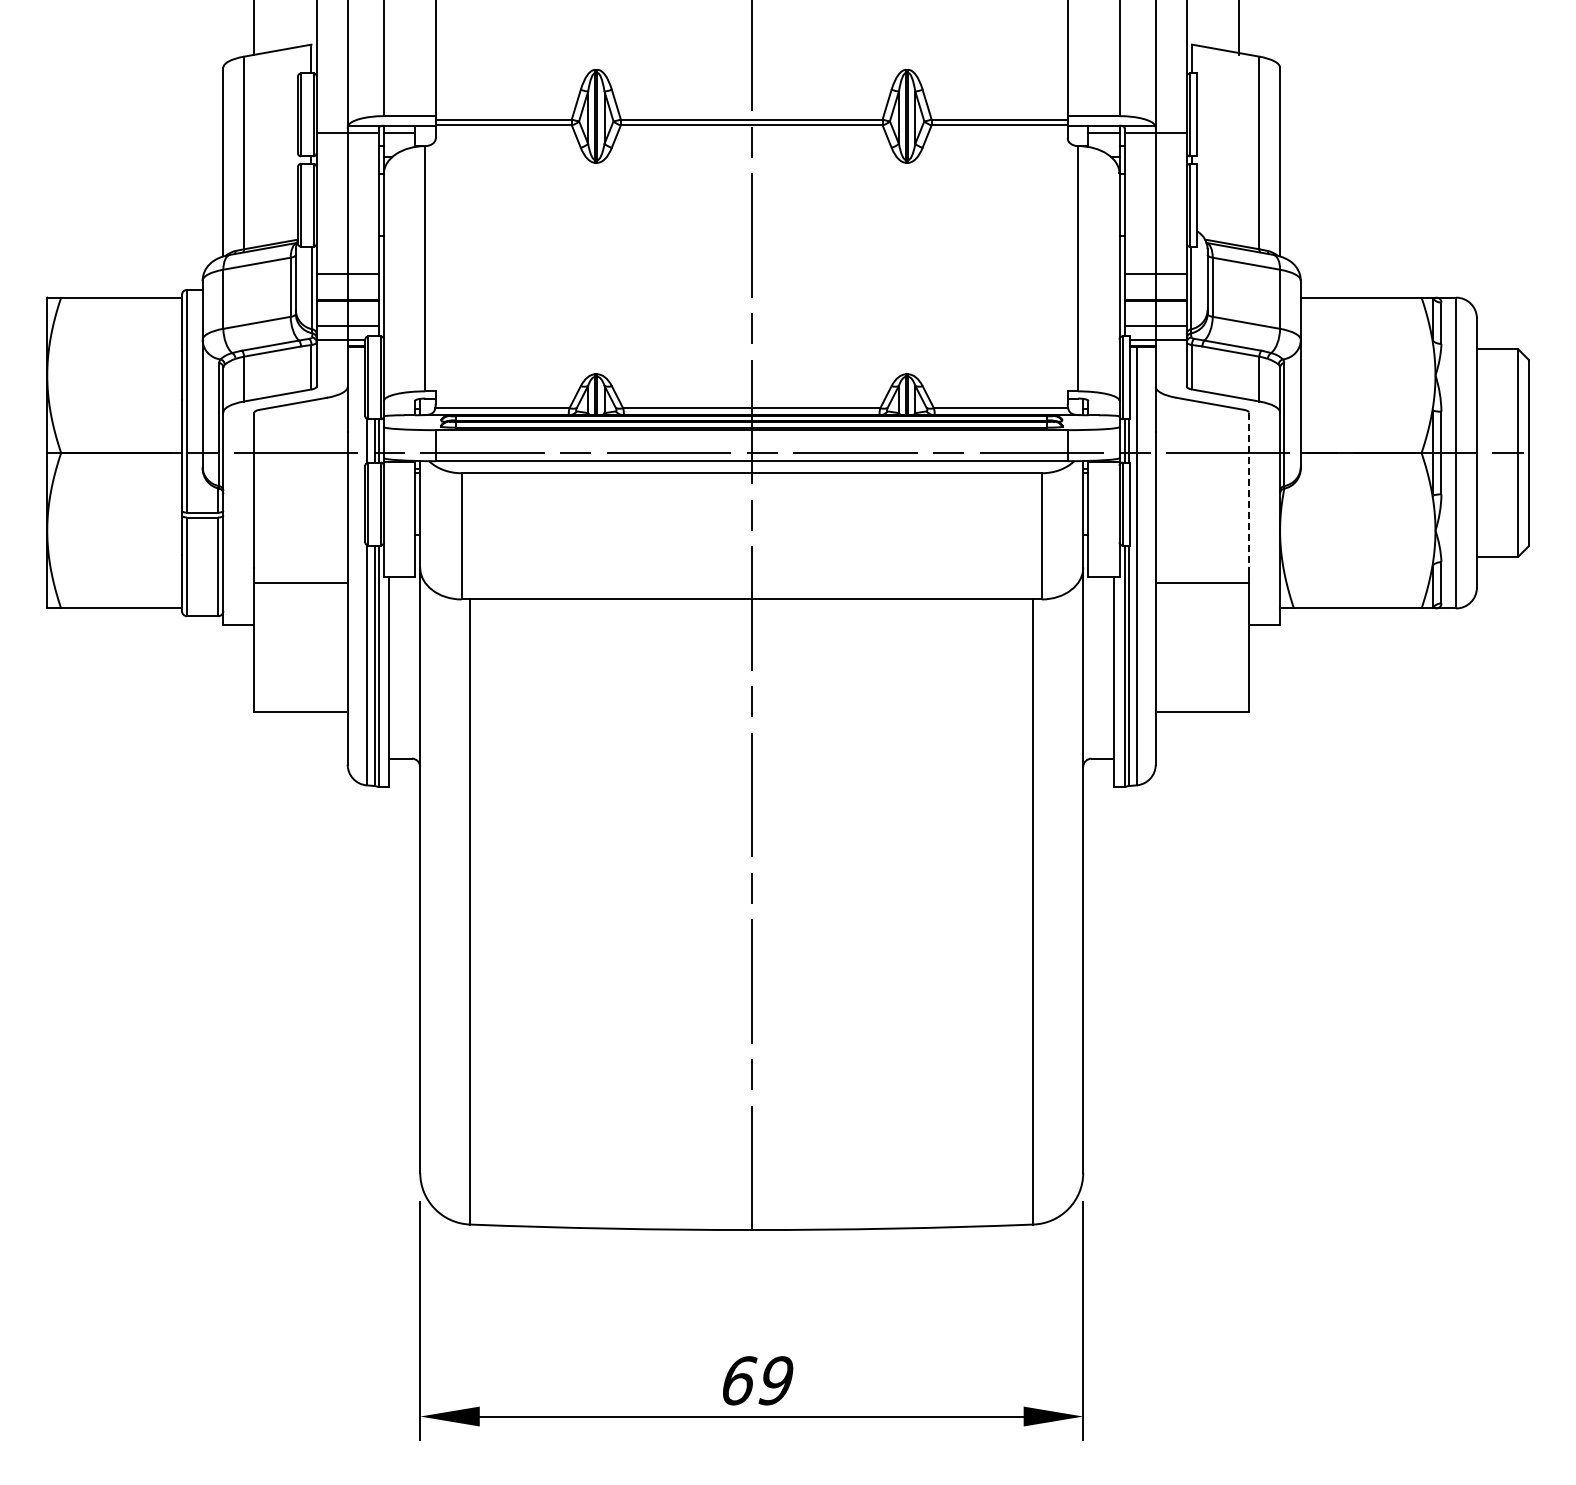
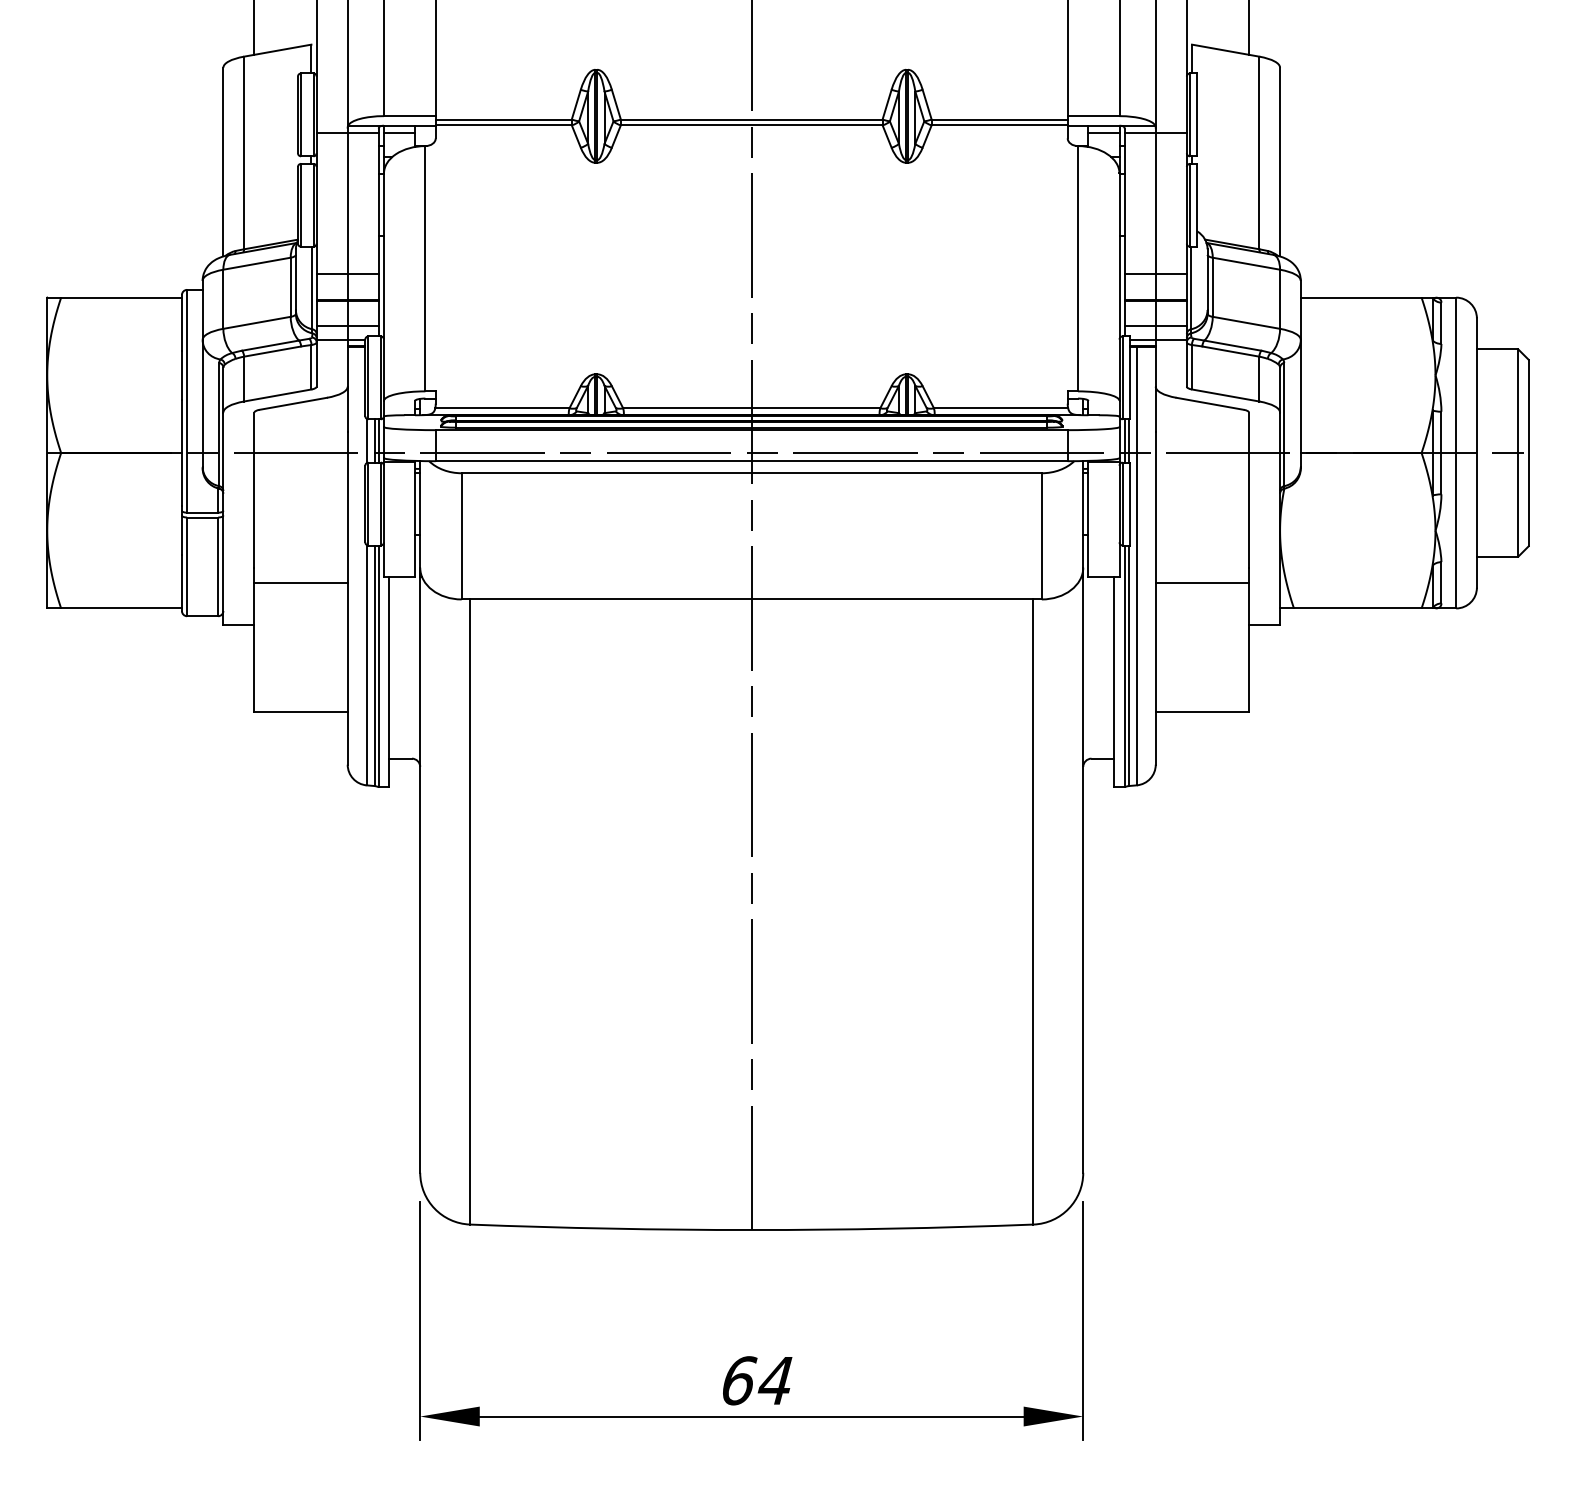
line position: (1239, 28) -> (1249, 28) (1249, 28)
line: dashed -> solid (1249, 490)
text: 69 -> 64 (775, 1380)
